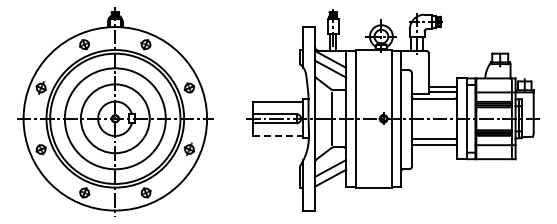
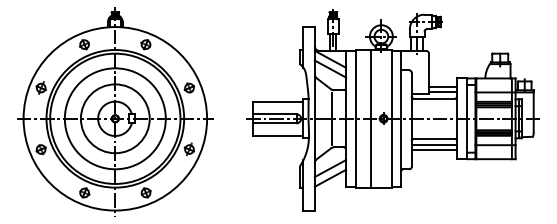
line: none -> present (370, 118)
line: dashed -> solid (278, 136)
line: none -> present (434, 150)
